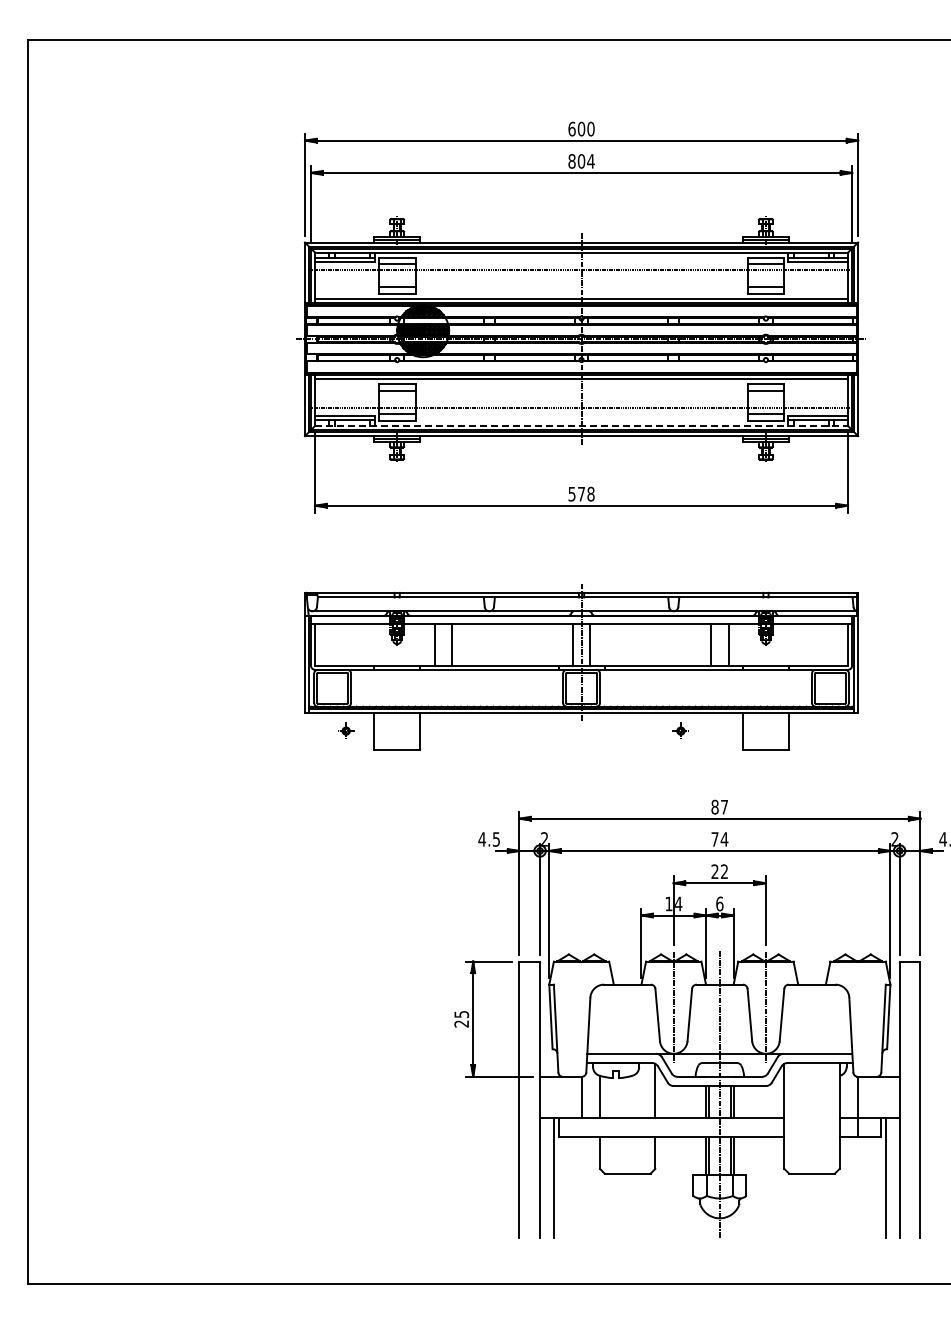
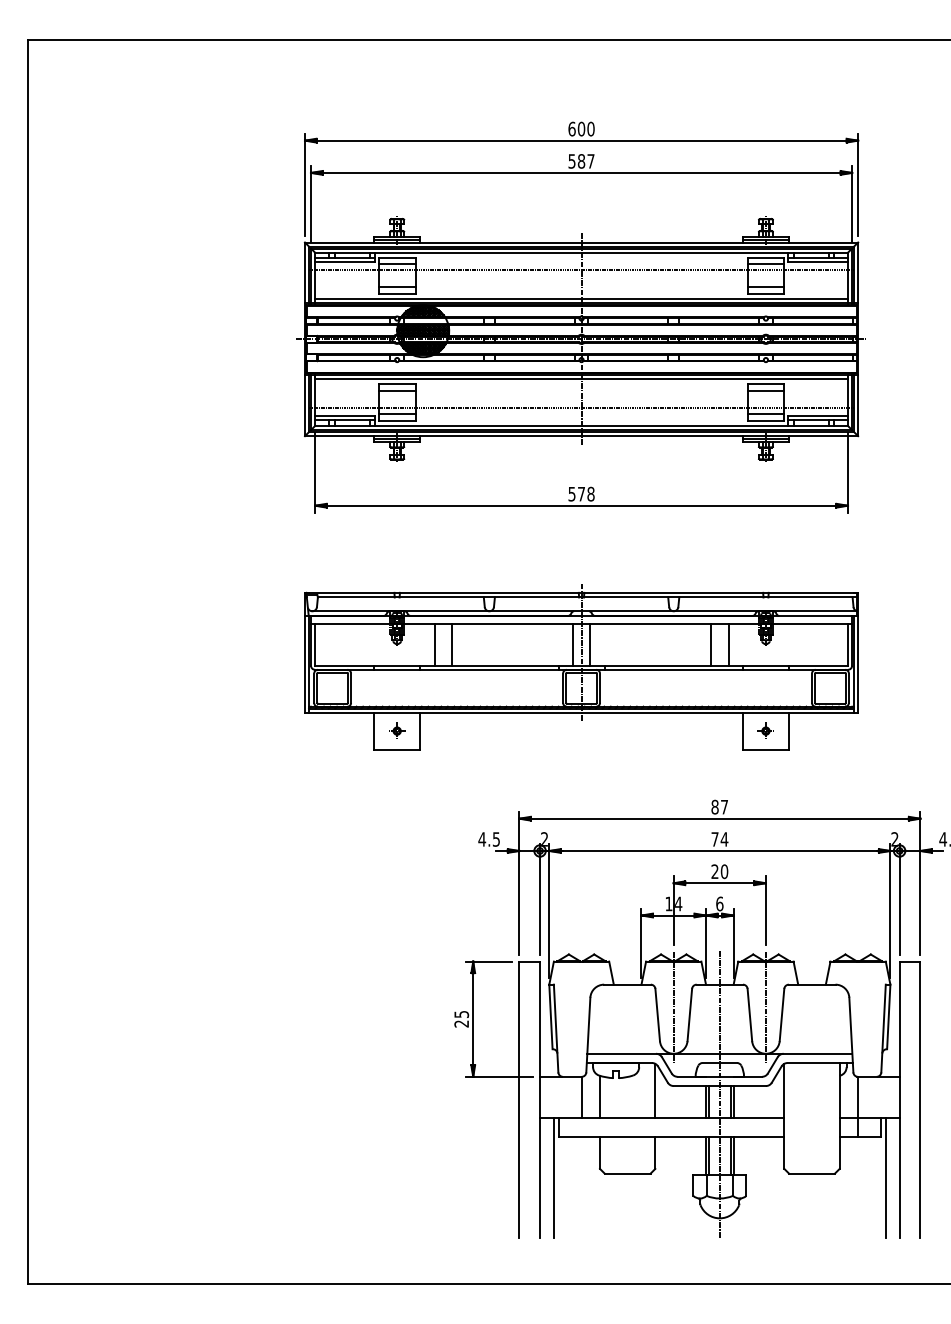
text: 804 -> 587 (581, 161)
line: dashed -> solid (582, 425)
part position: (346, 730) -> (397, 730) (397, 730)
part position: (680, 730) -> (765, 730) (765, 730)
text: 22 -> 20 (724, 871)
